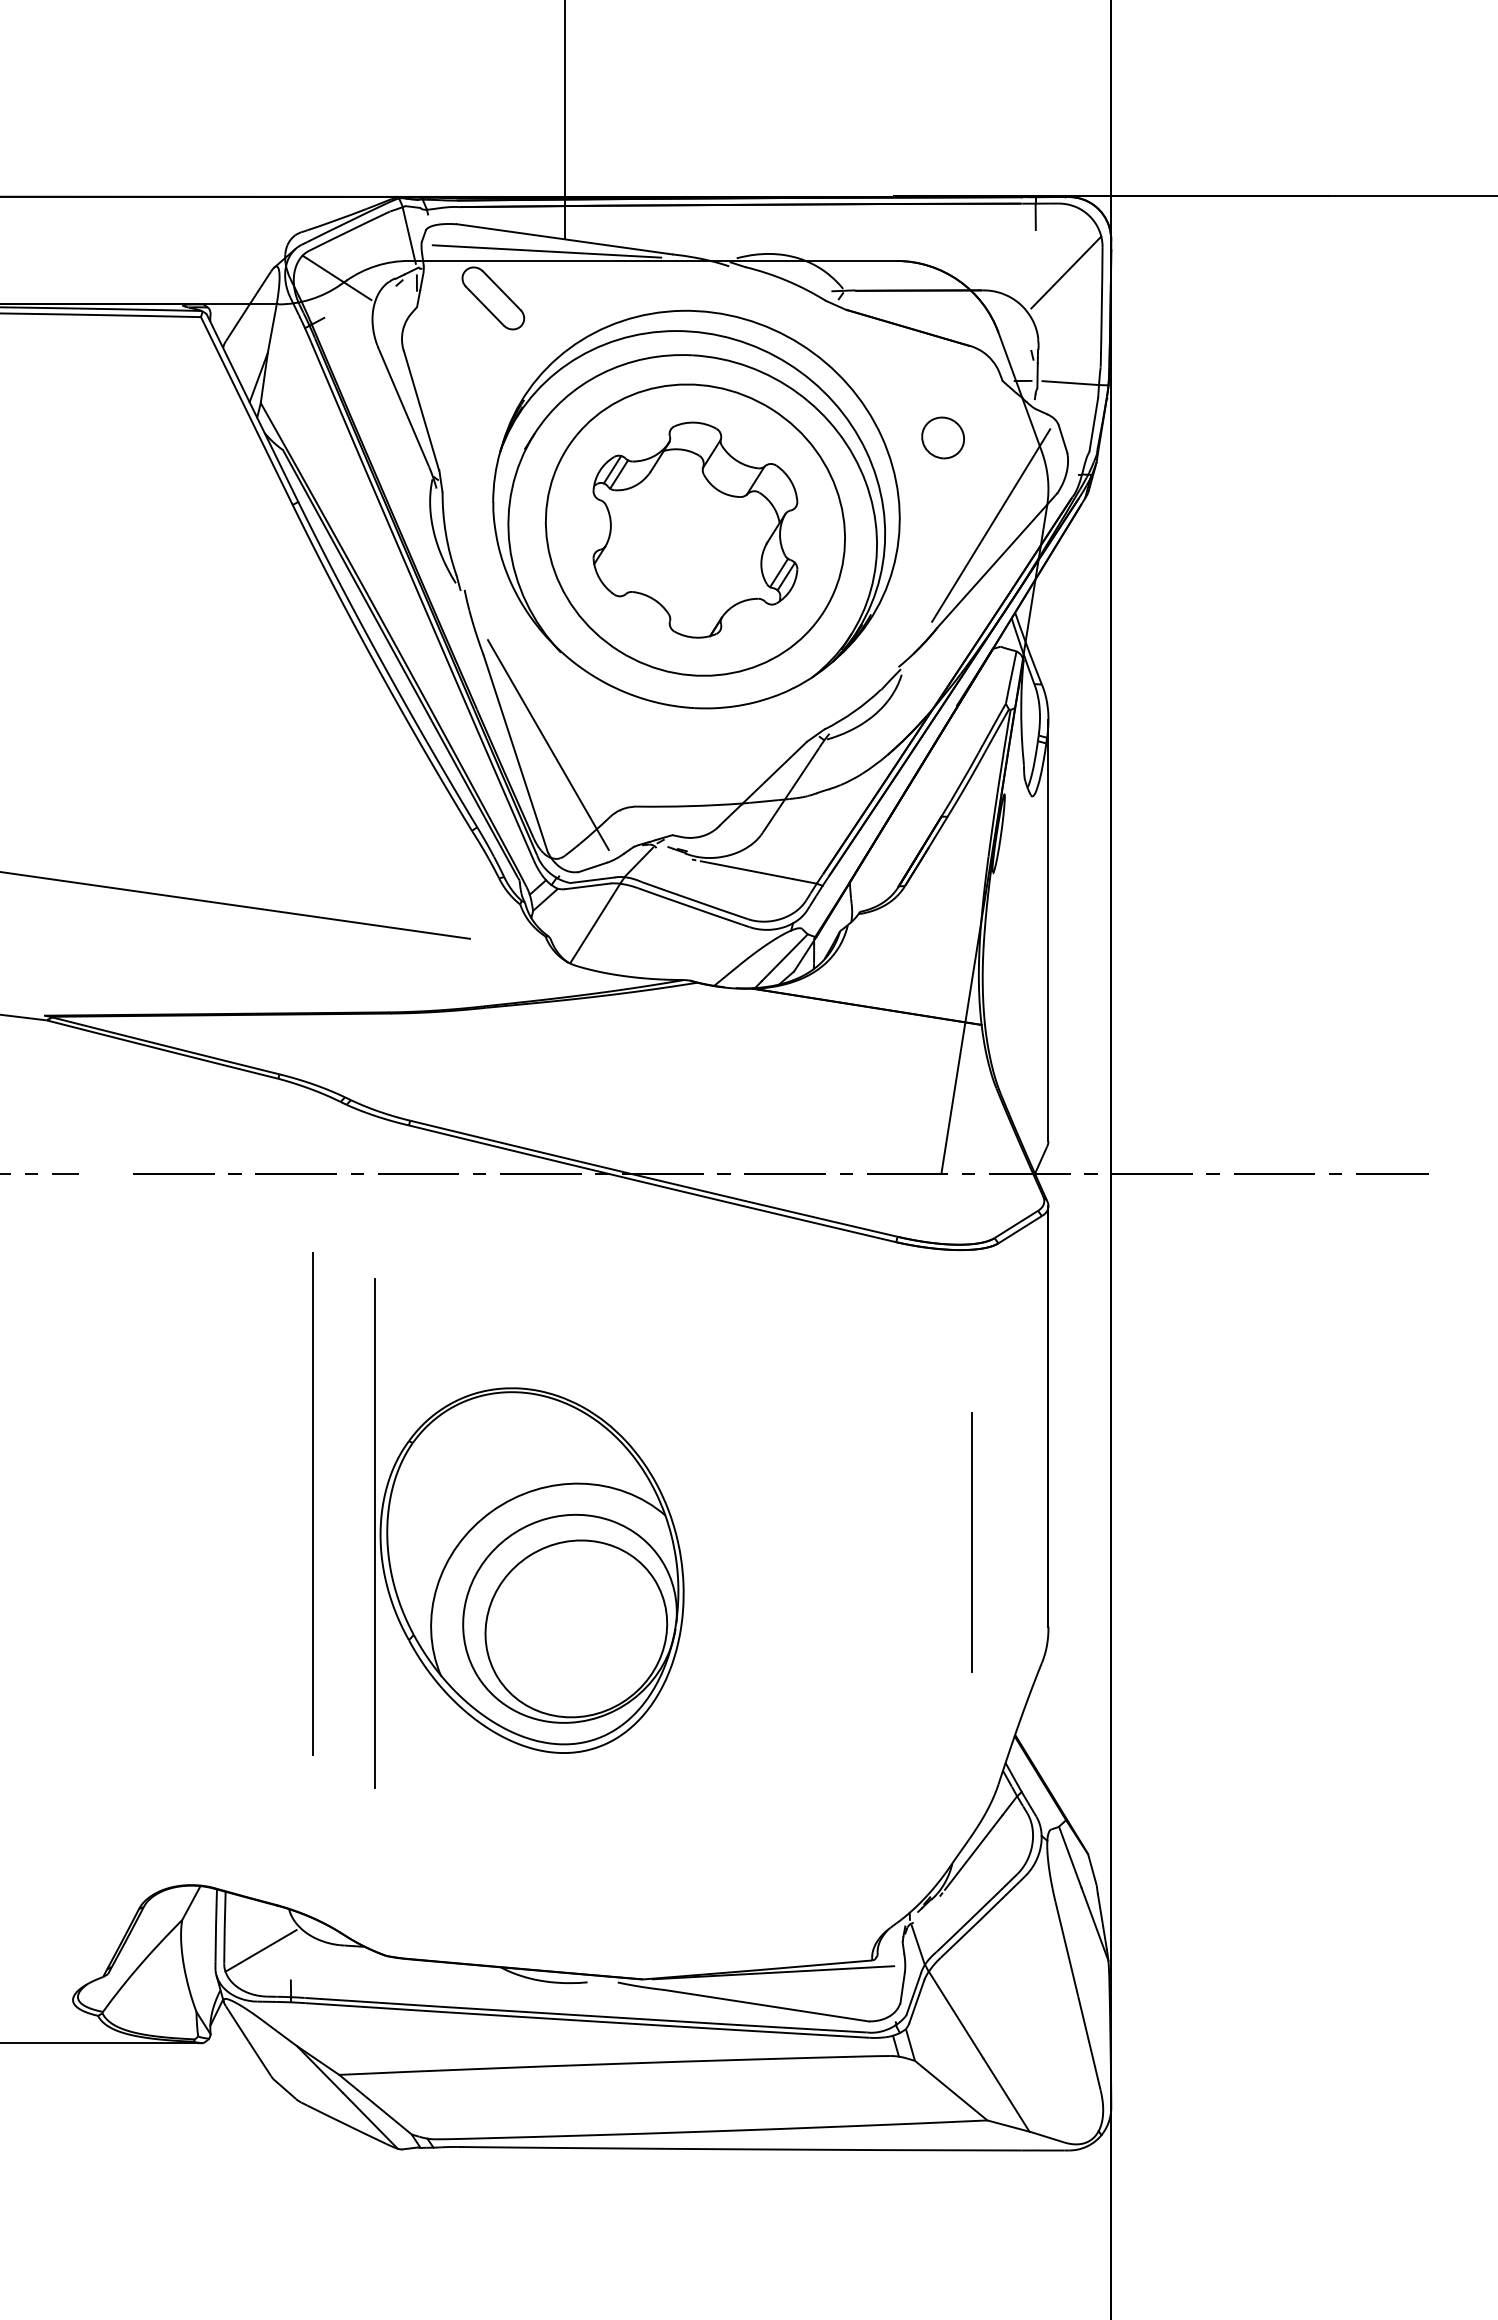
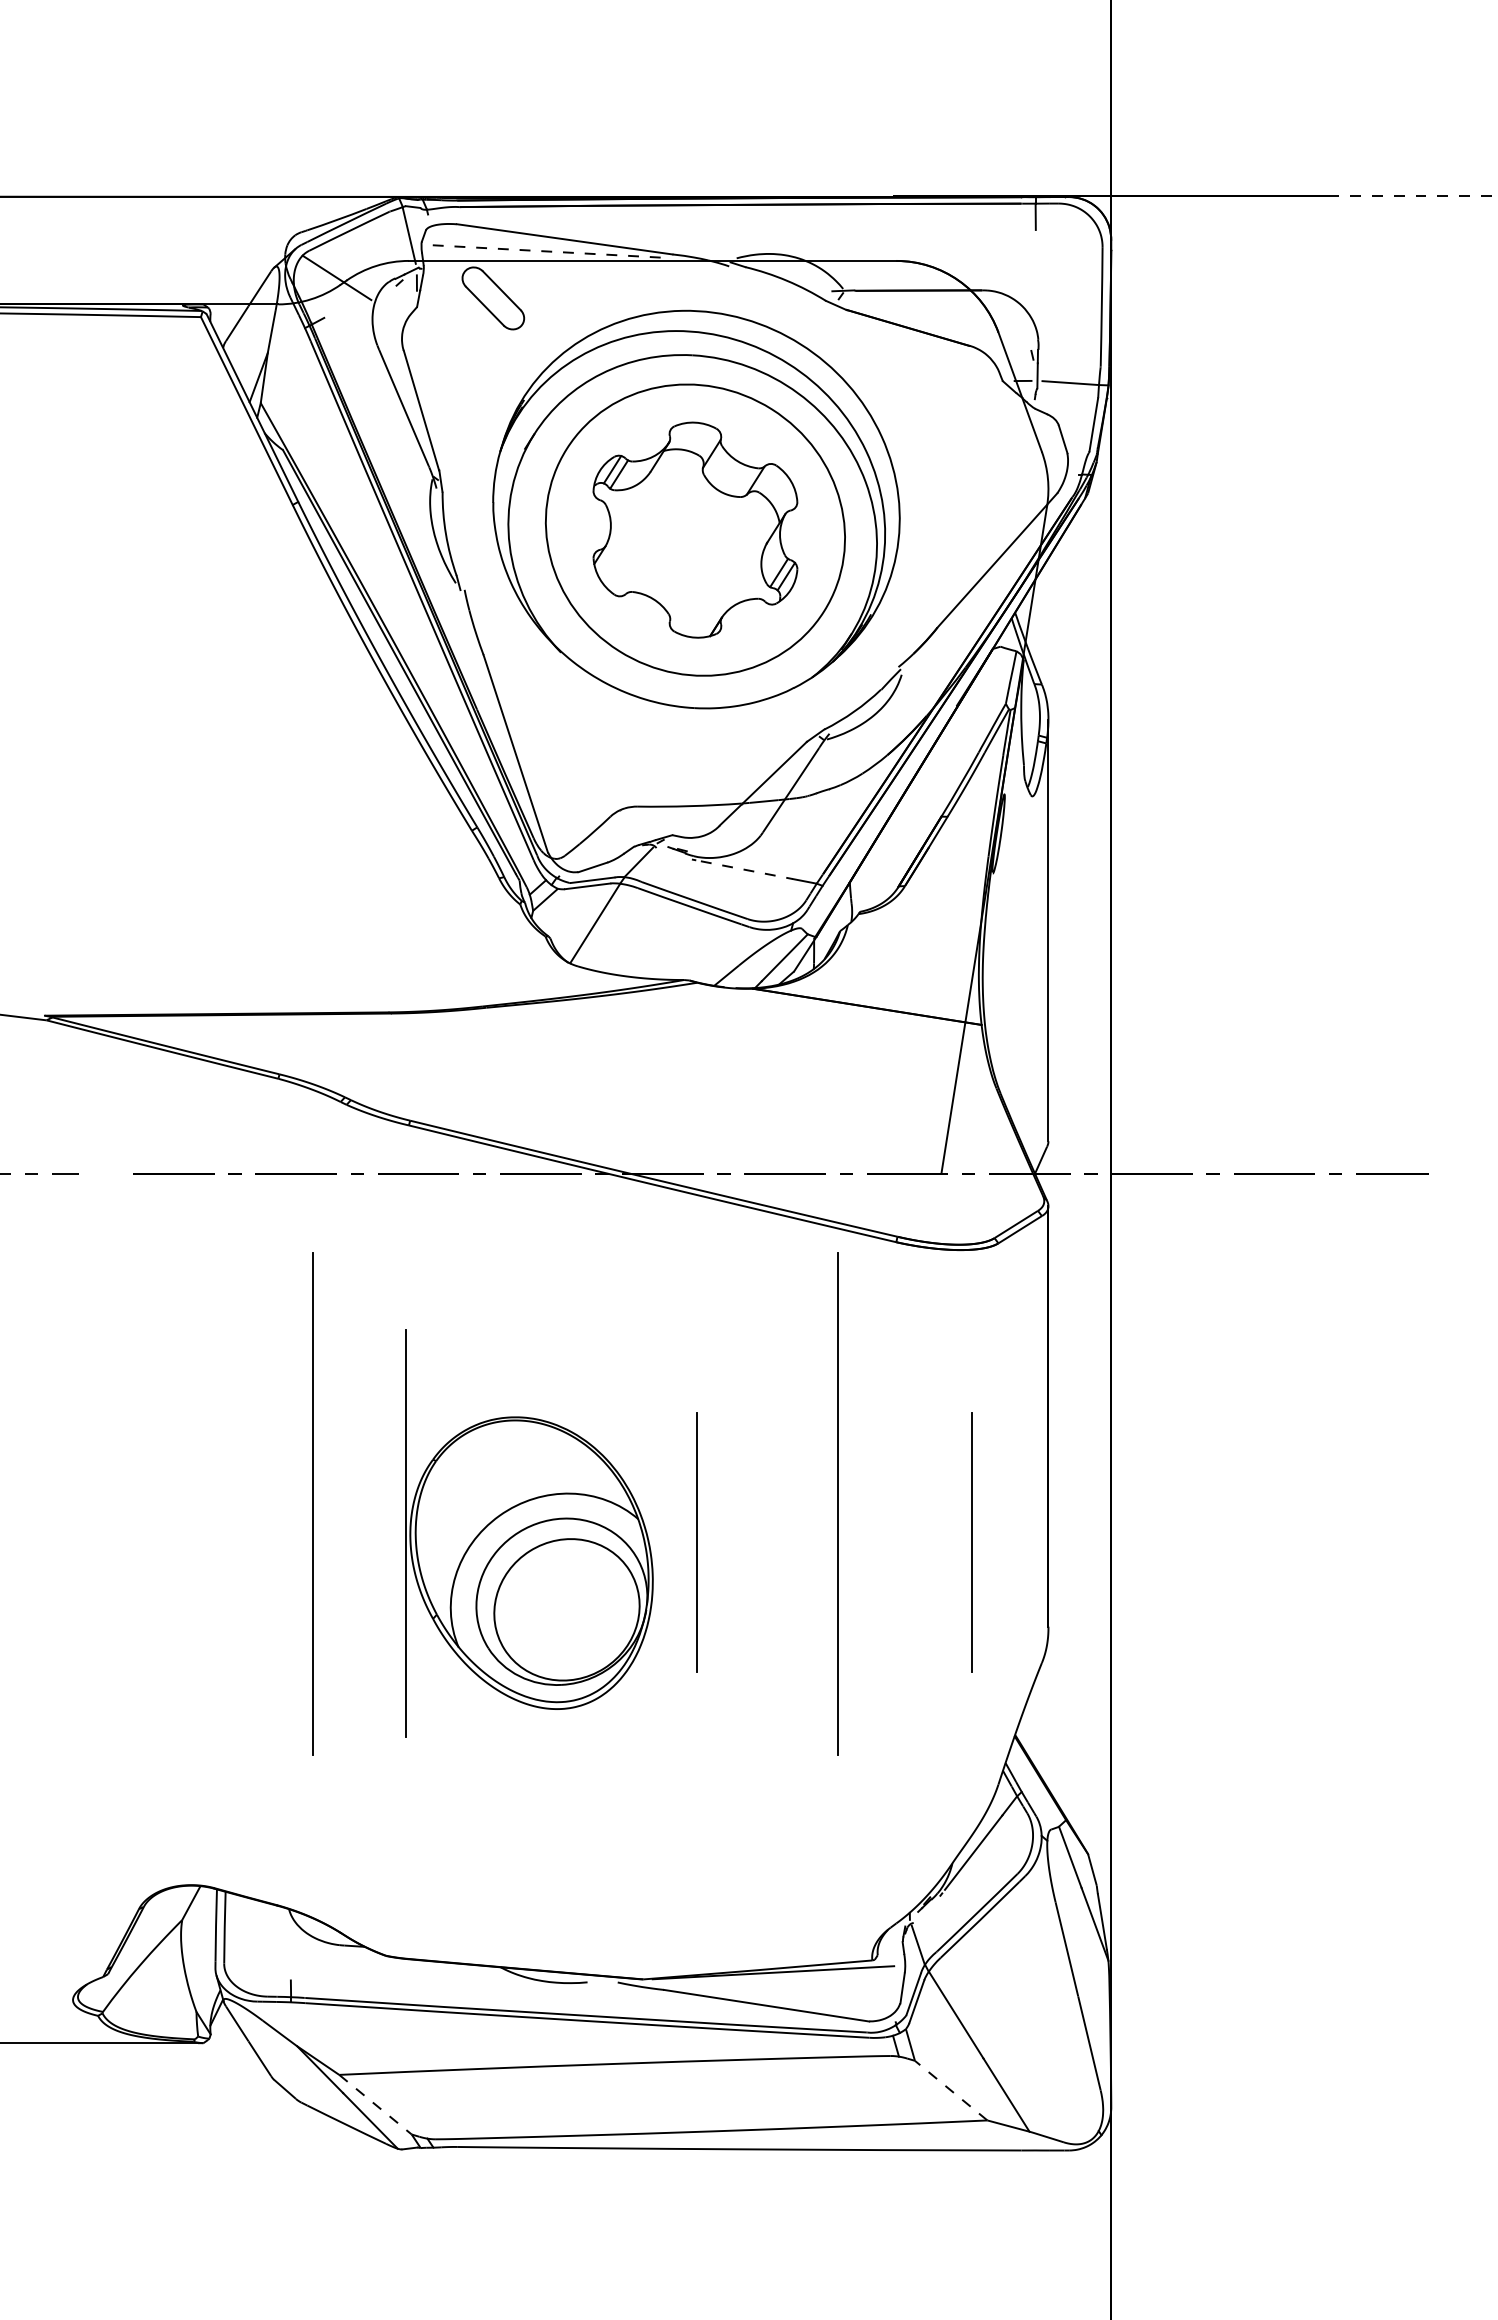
line: present -> none (564, 120)
line: solid -> dashed (1413, 195)
line: solid -> dashed (547, 251)
line: present -> none (1066, 272)
part: present -> none (942, 437)
line: present -> none (991, 525)
line: present -> none (547, 744)
line: solid -> dashed (746, 870)
line: present -> none (235, 905)
line: none -> present (837, 1503)
part size: 311x511 px -> 249x409 px (529, 1533)
line: none -> present (696, 1542)
line: present -> none (260, 1950)
line: solid -> dashed (951, 2090)
line: solid -> dashed (375, 2104)
